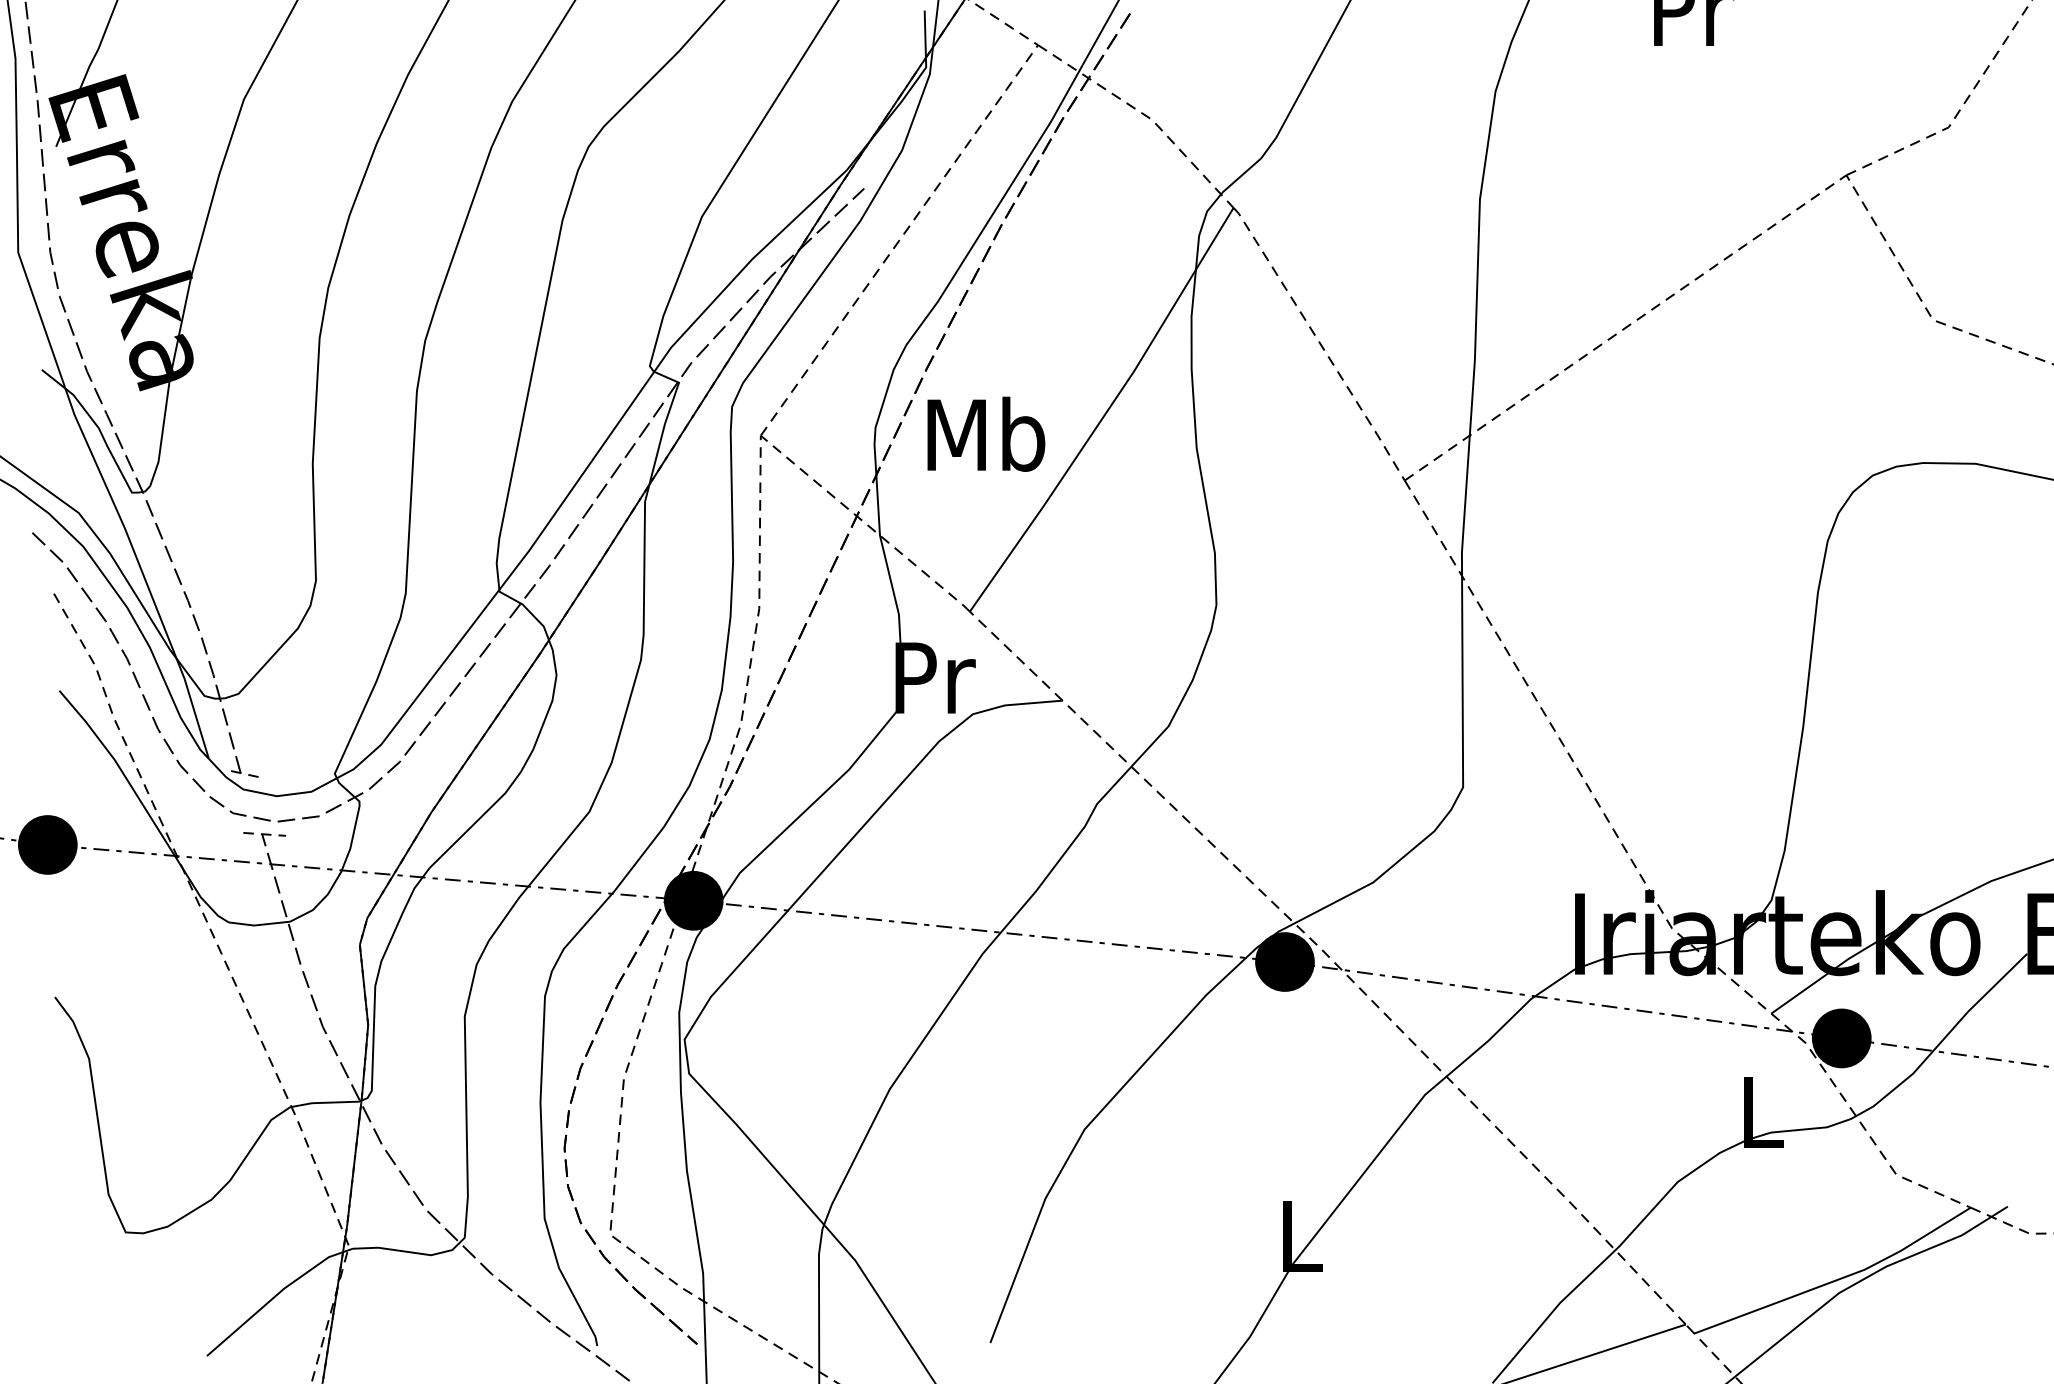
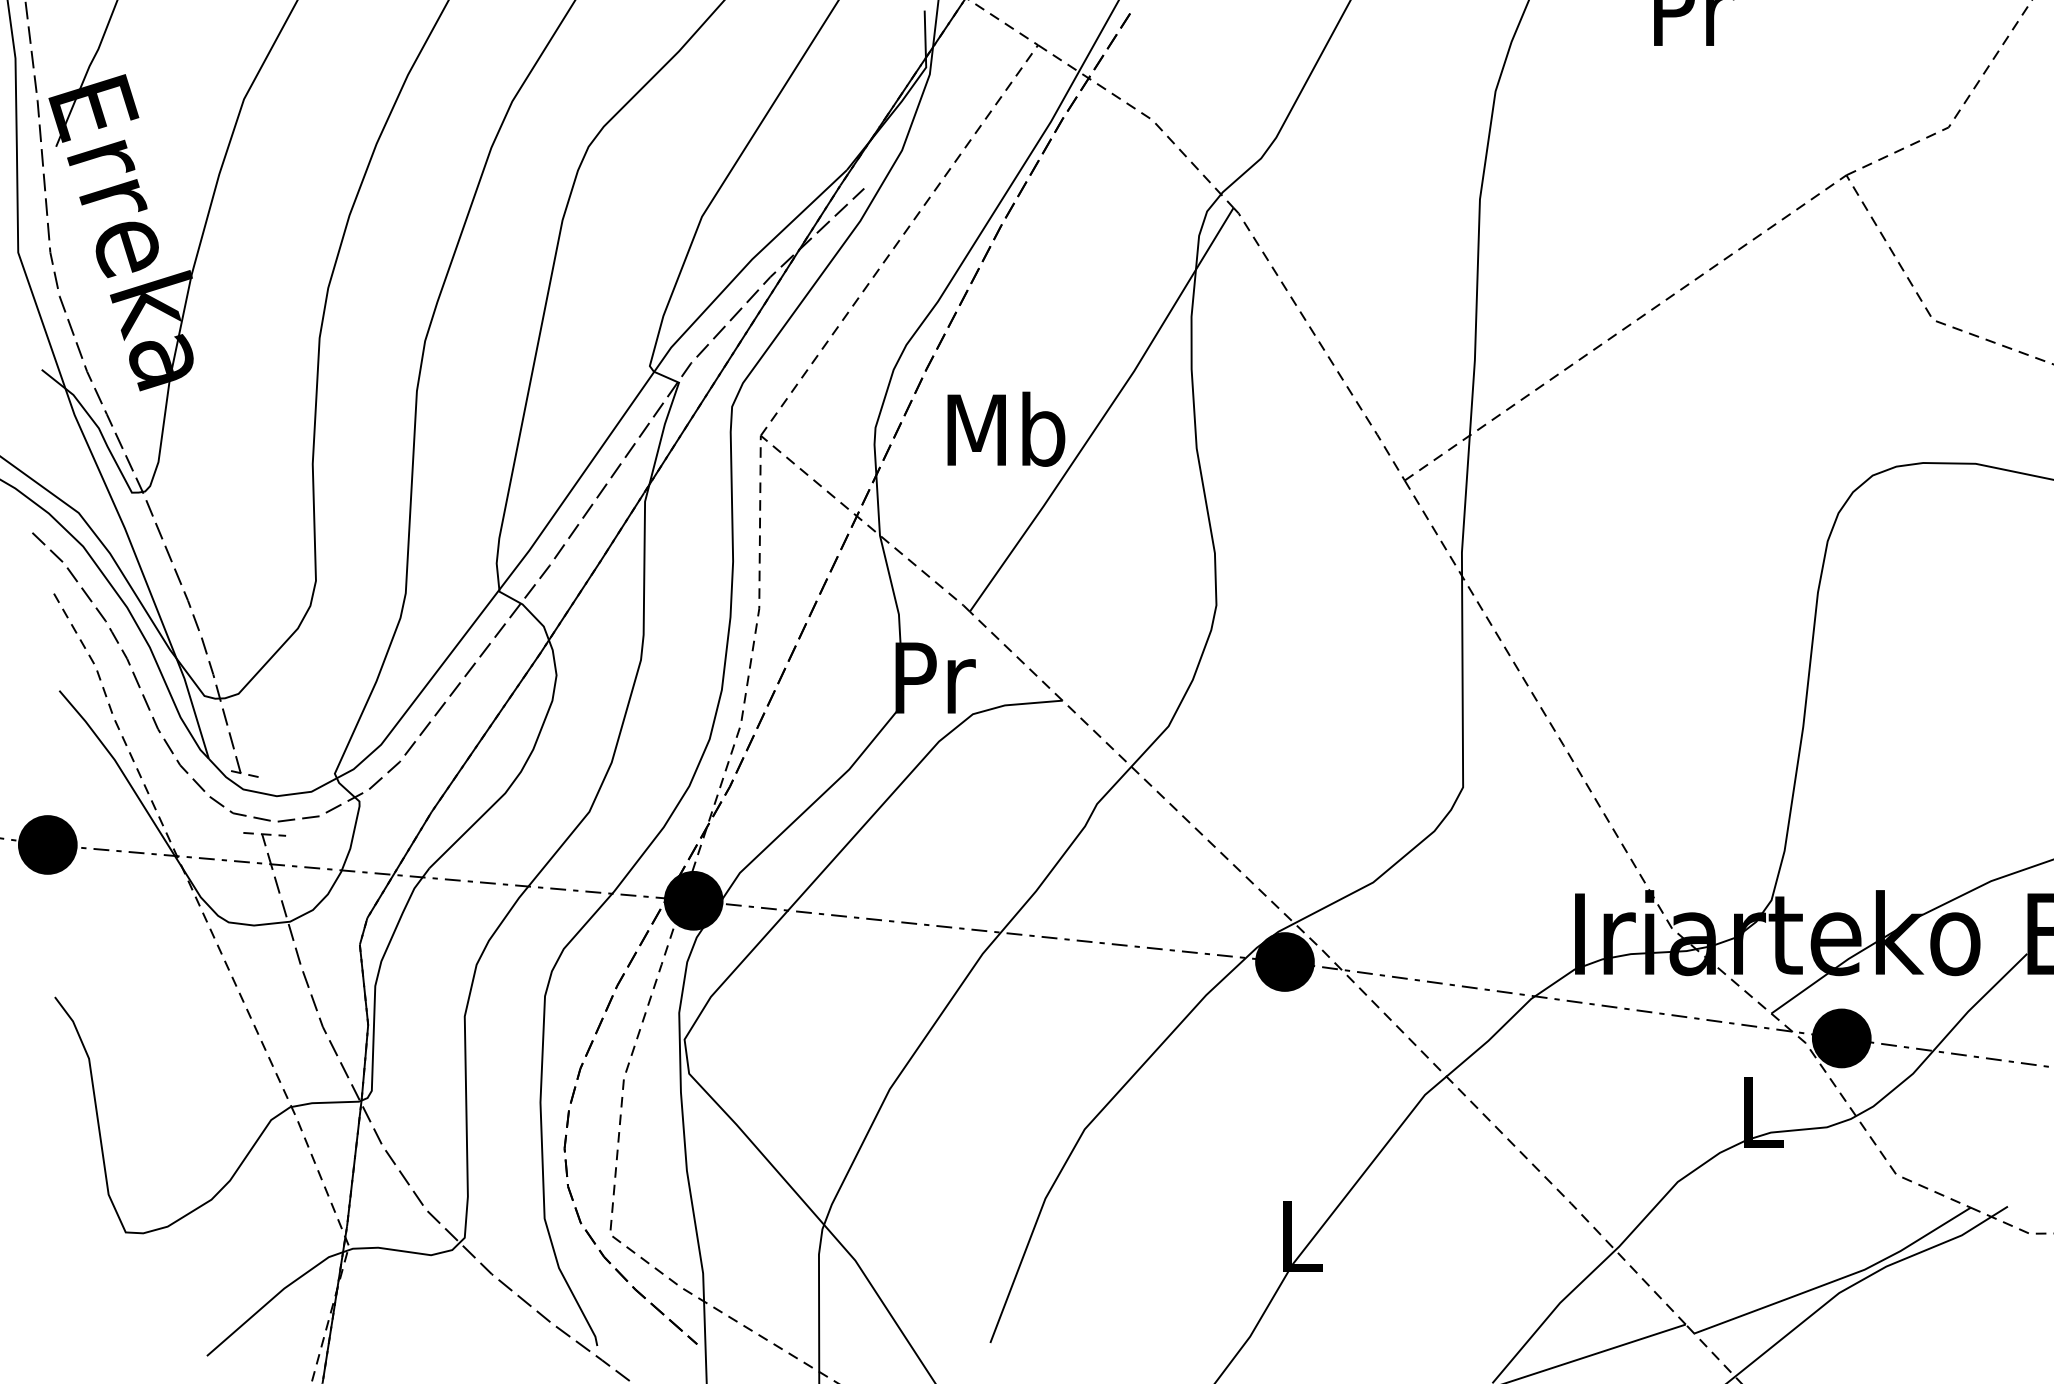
text position: (986, 433) -> (1006, 428) (1006, 428)
